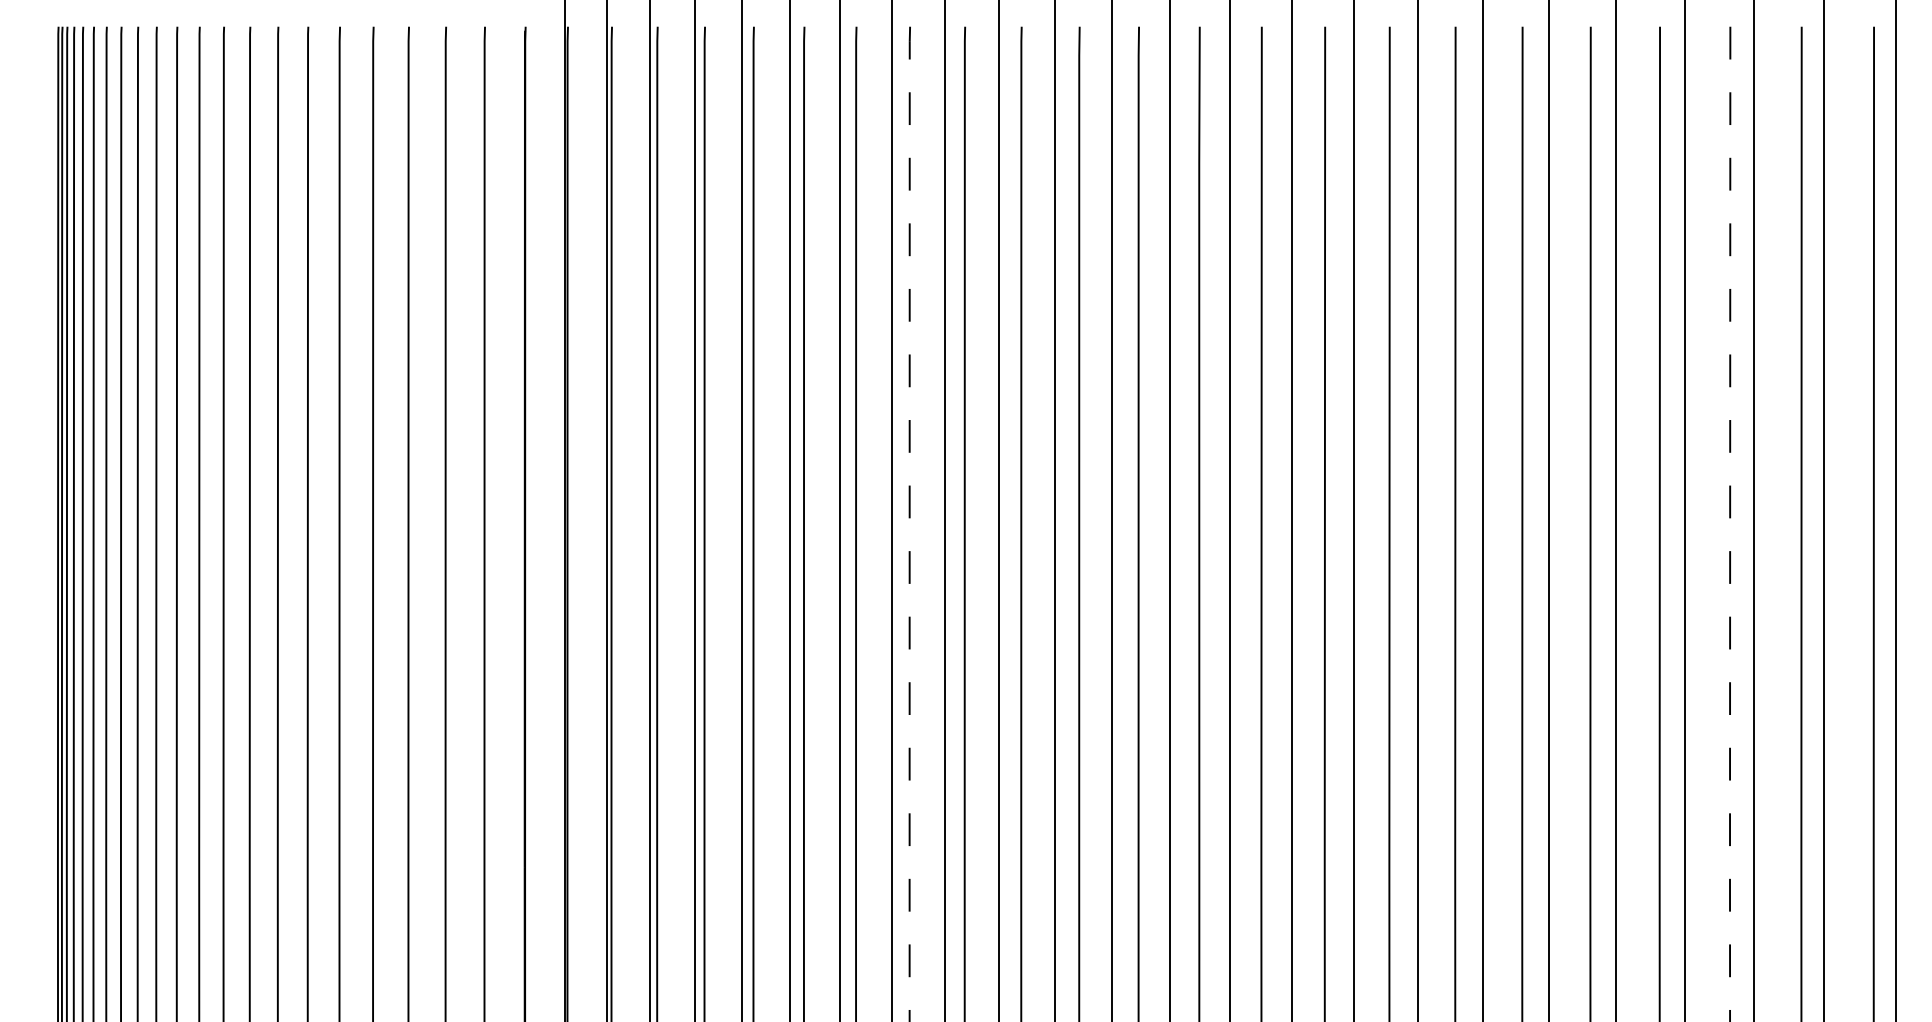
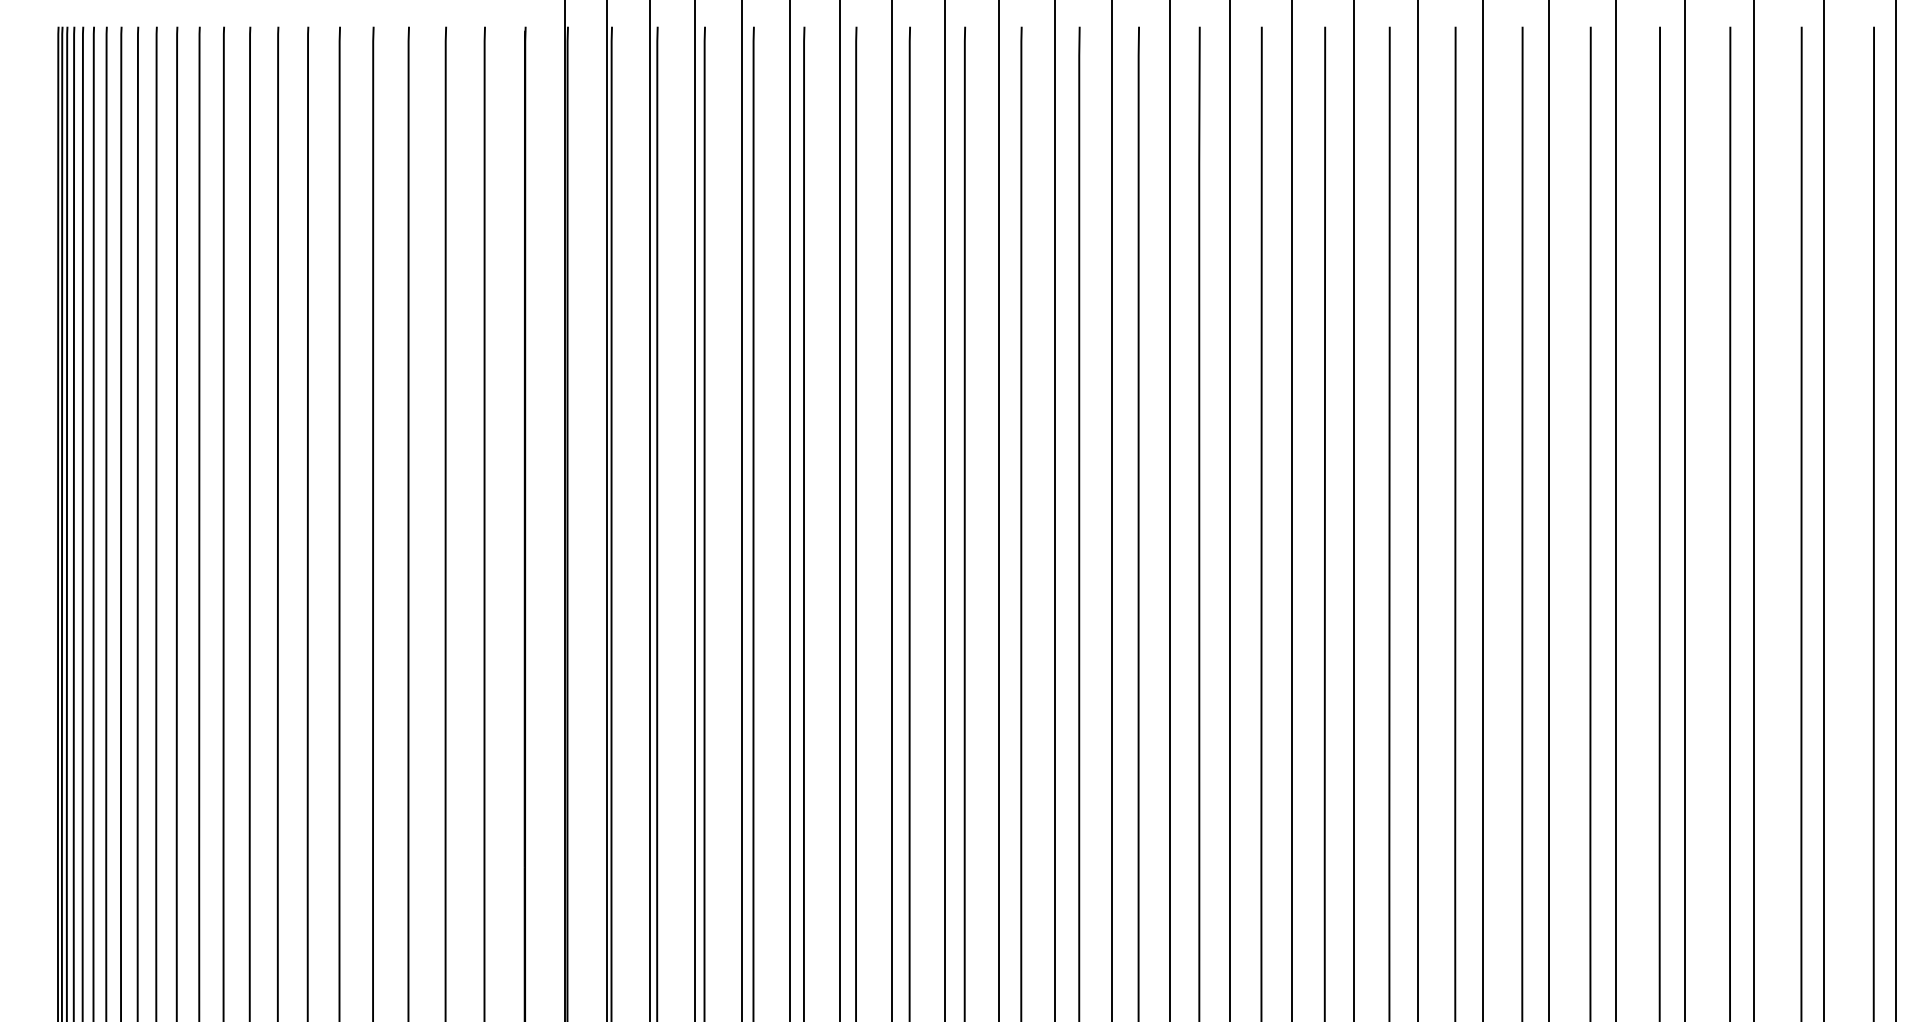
line: dashed -> solid (909, 523)
line: dashed -> solid (1730, 524)
